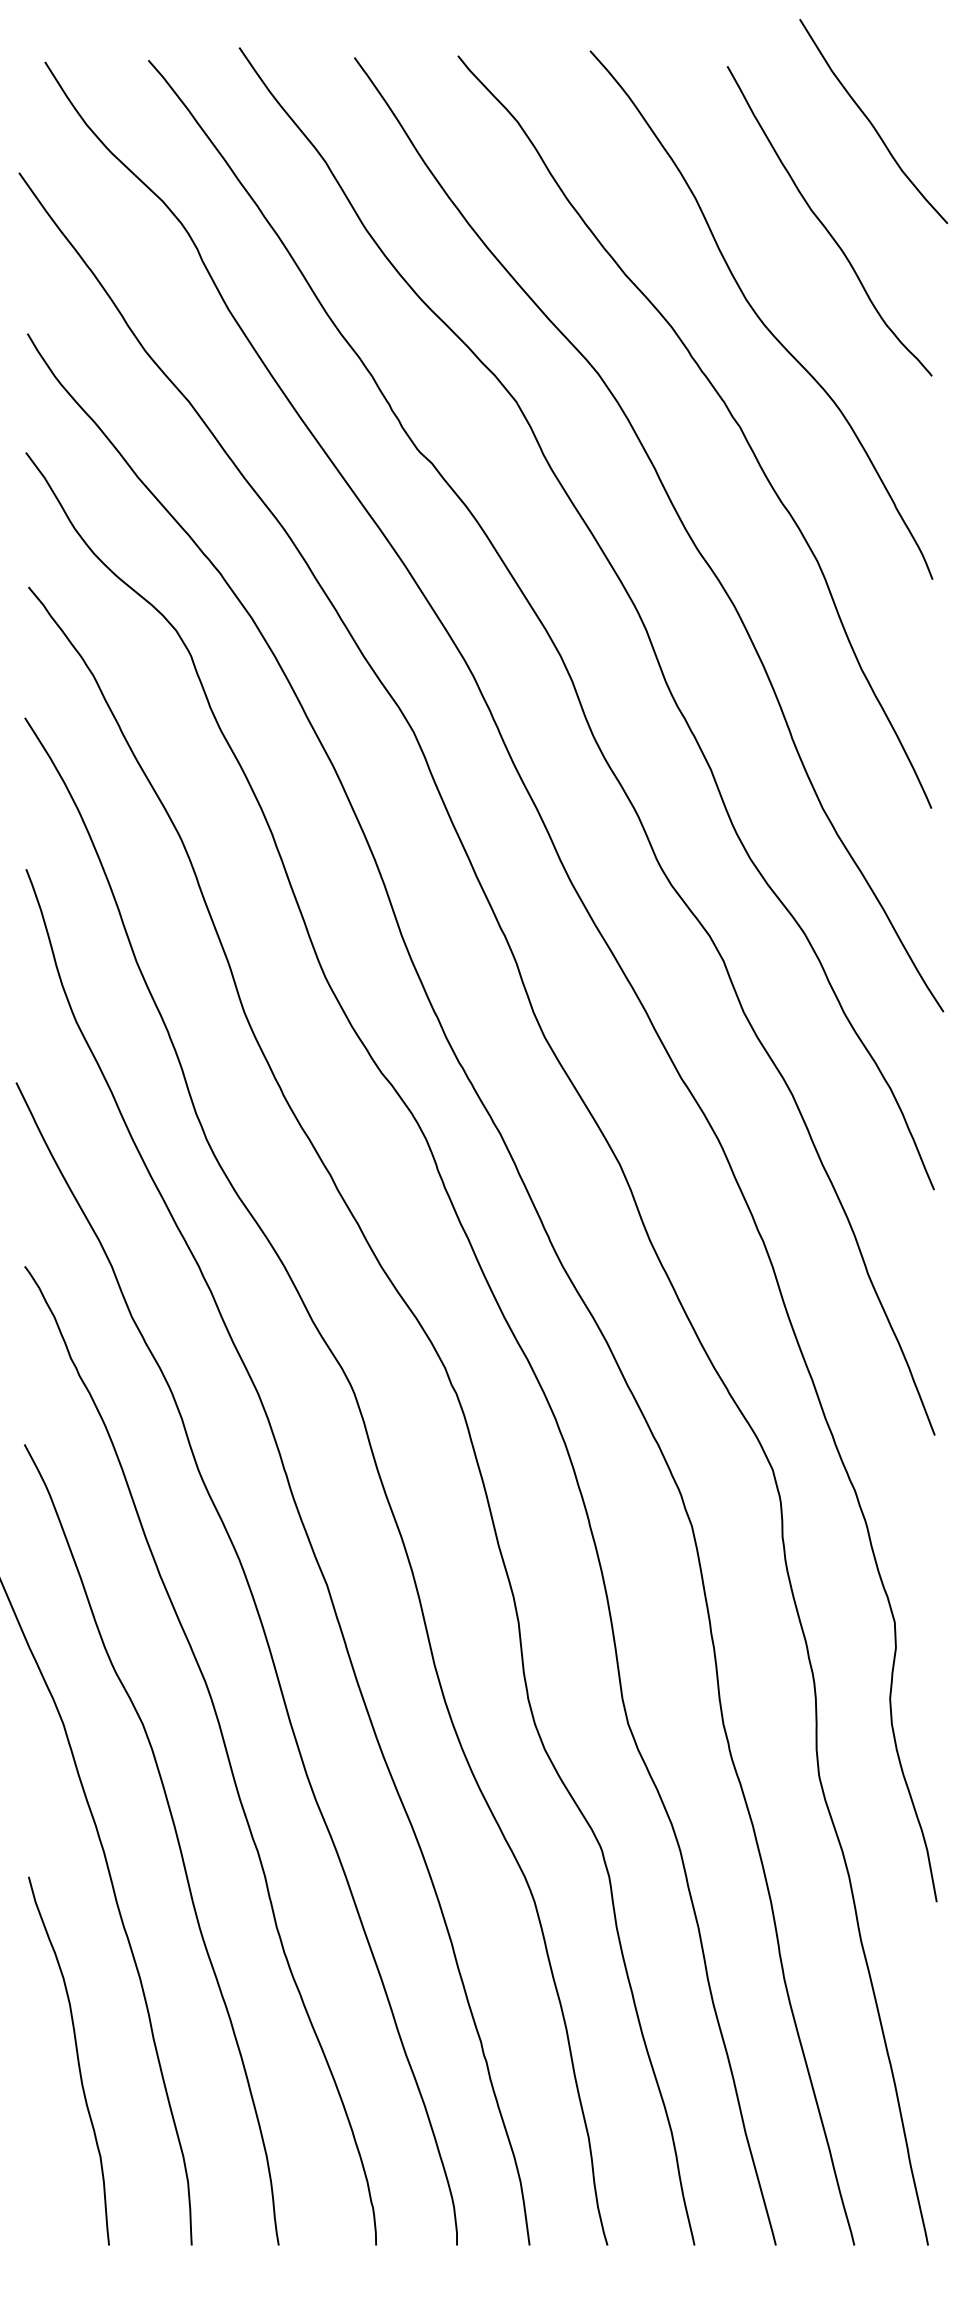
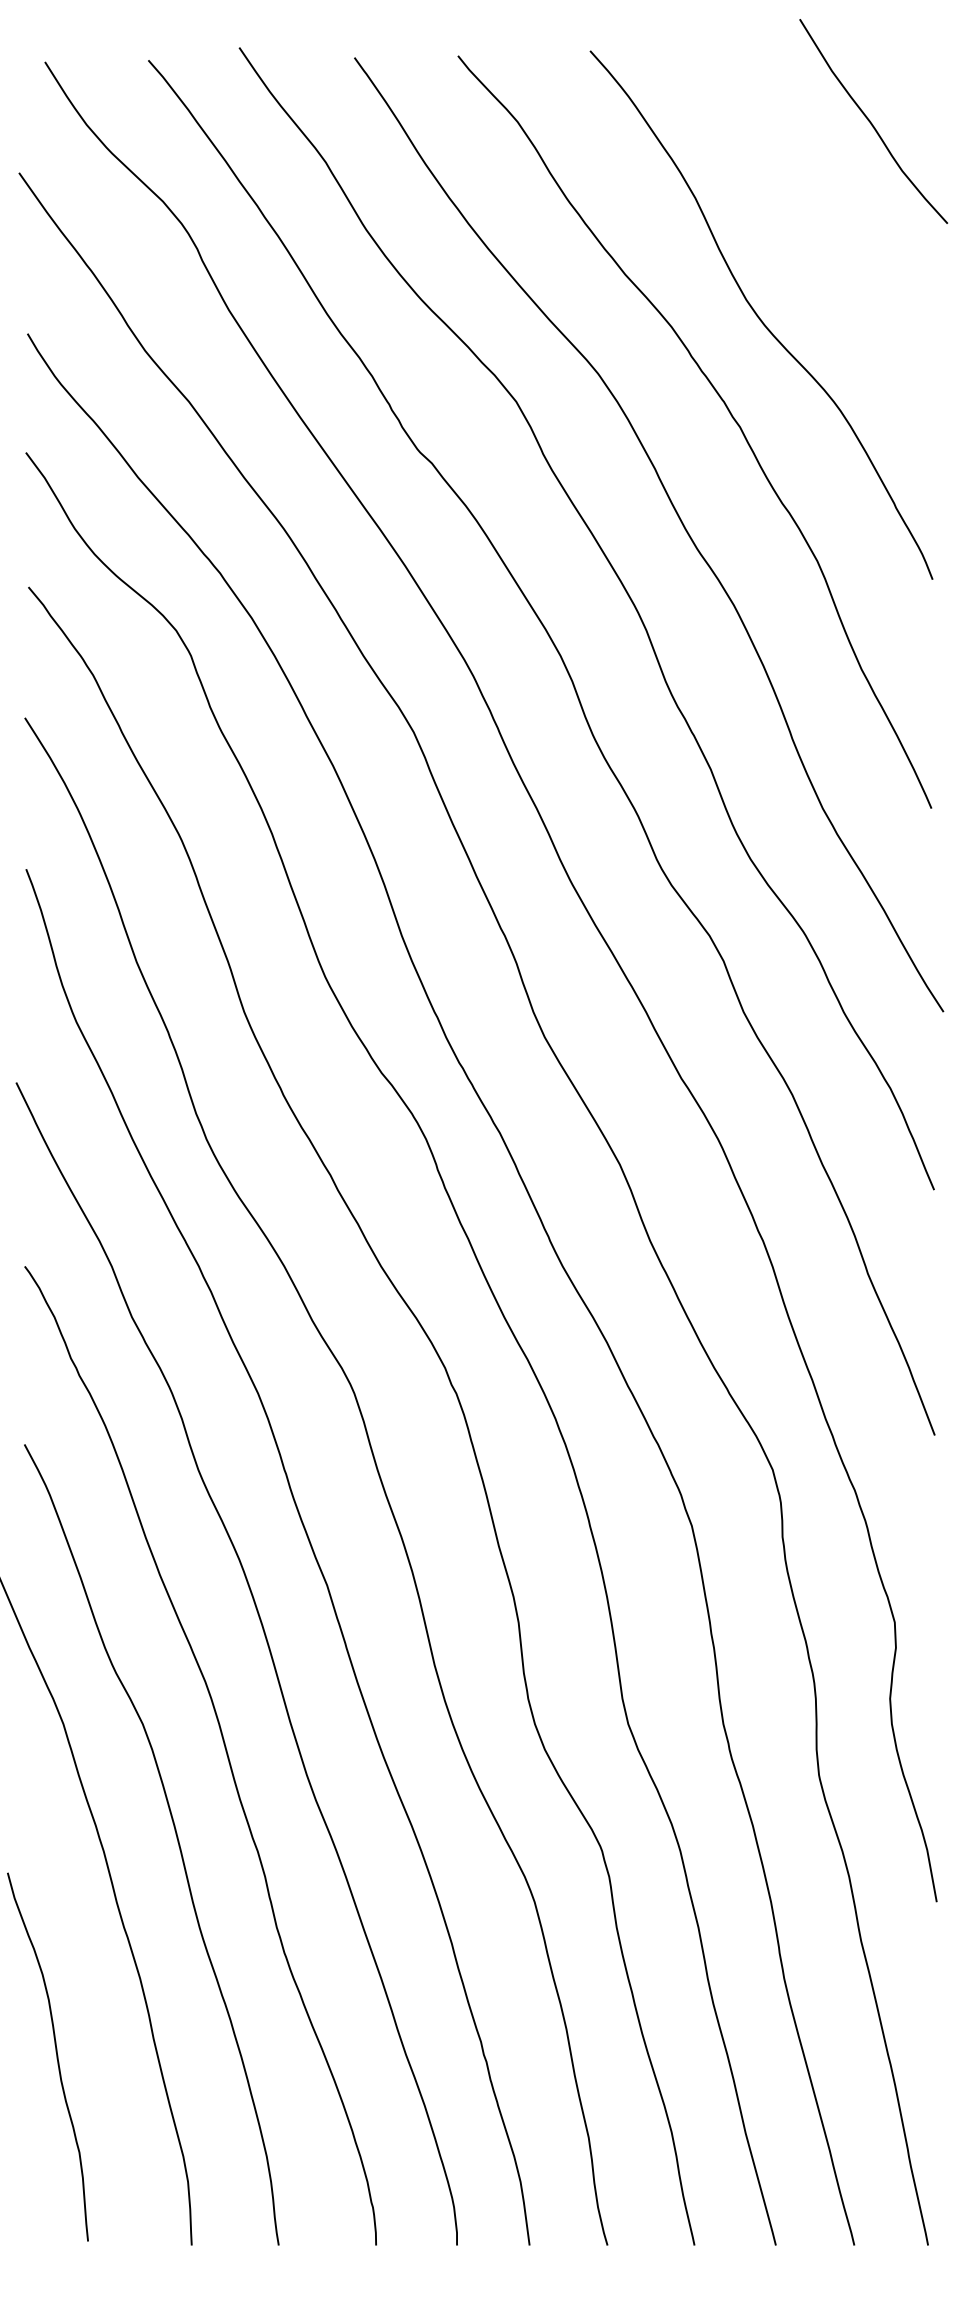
curve: present -> none (823, 223)
curve position: (76, 2056) -> (55, 2052) (55, 2052)
